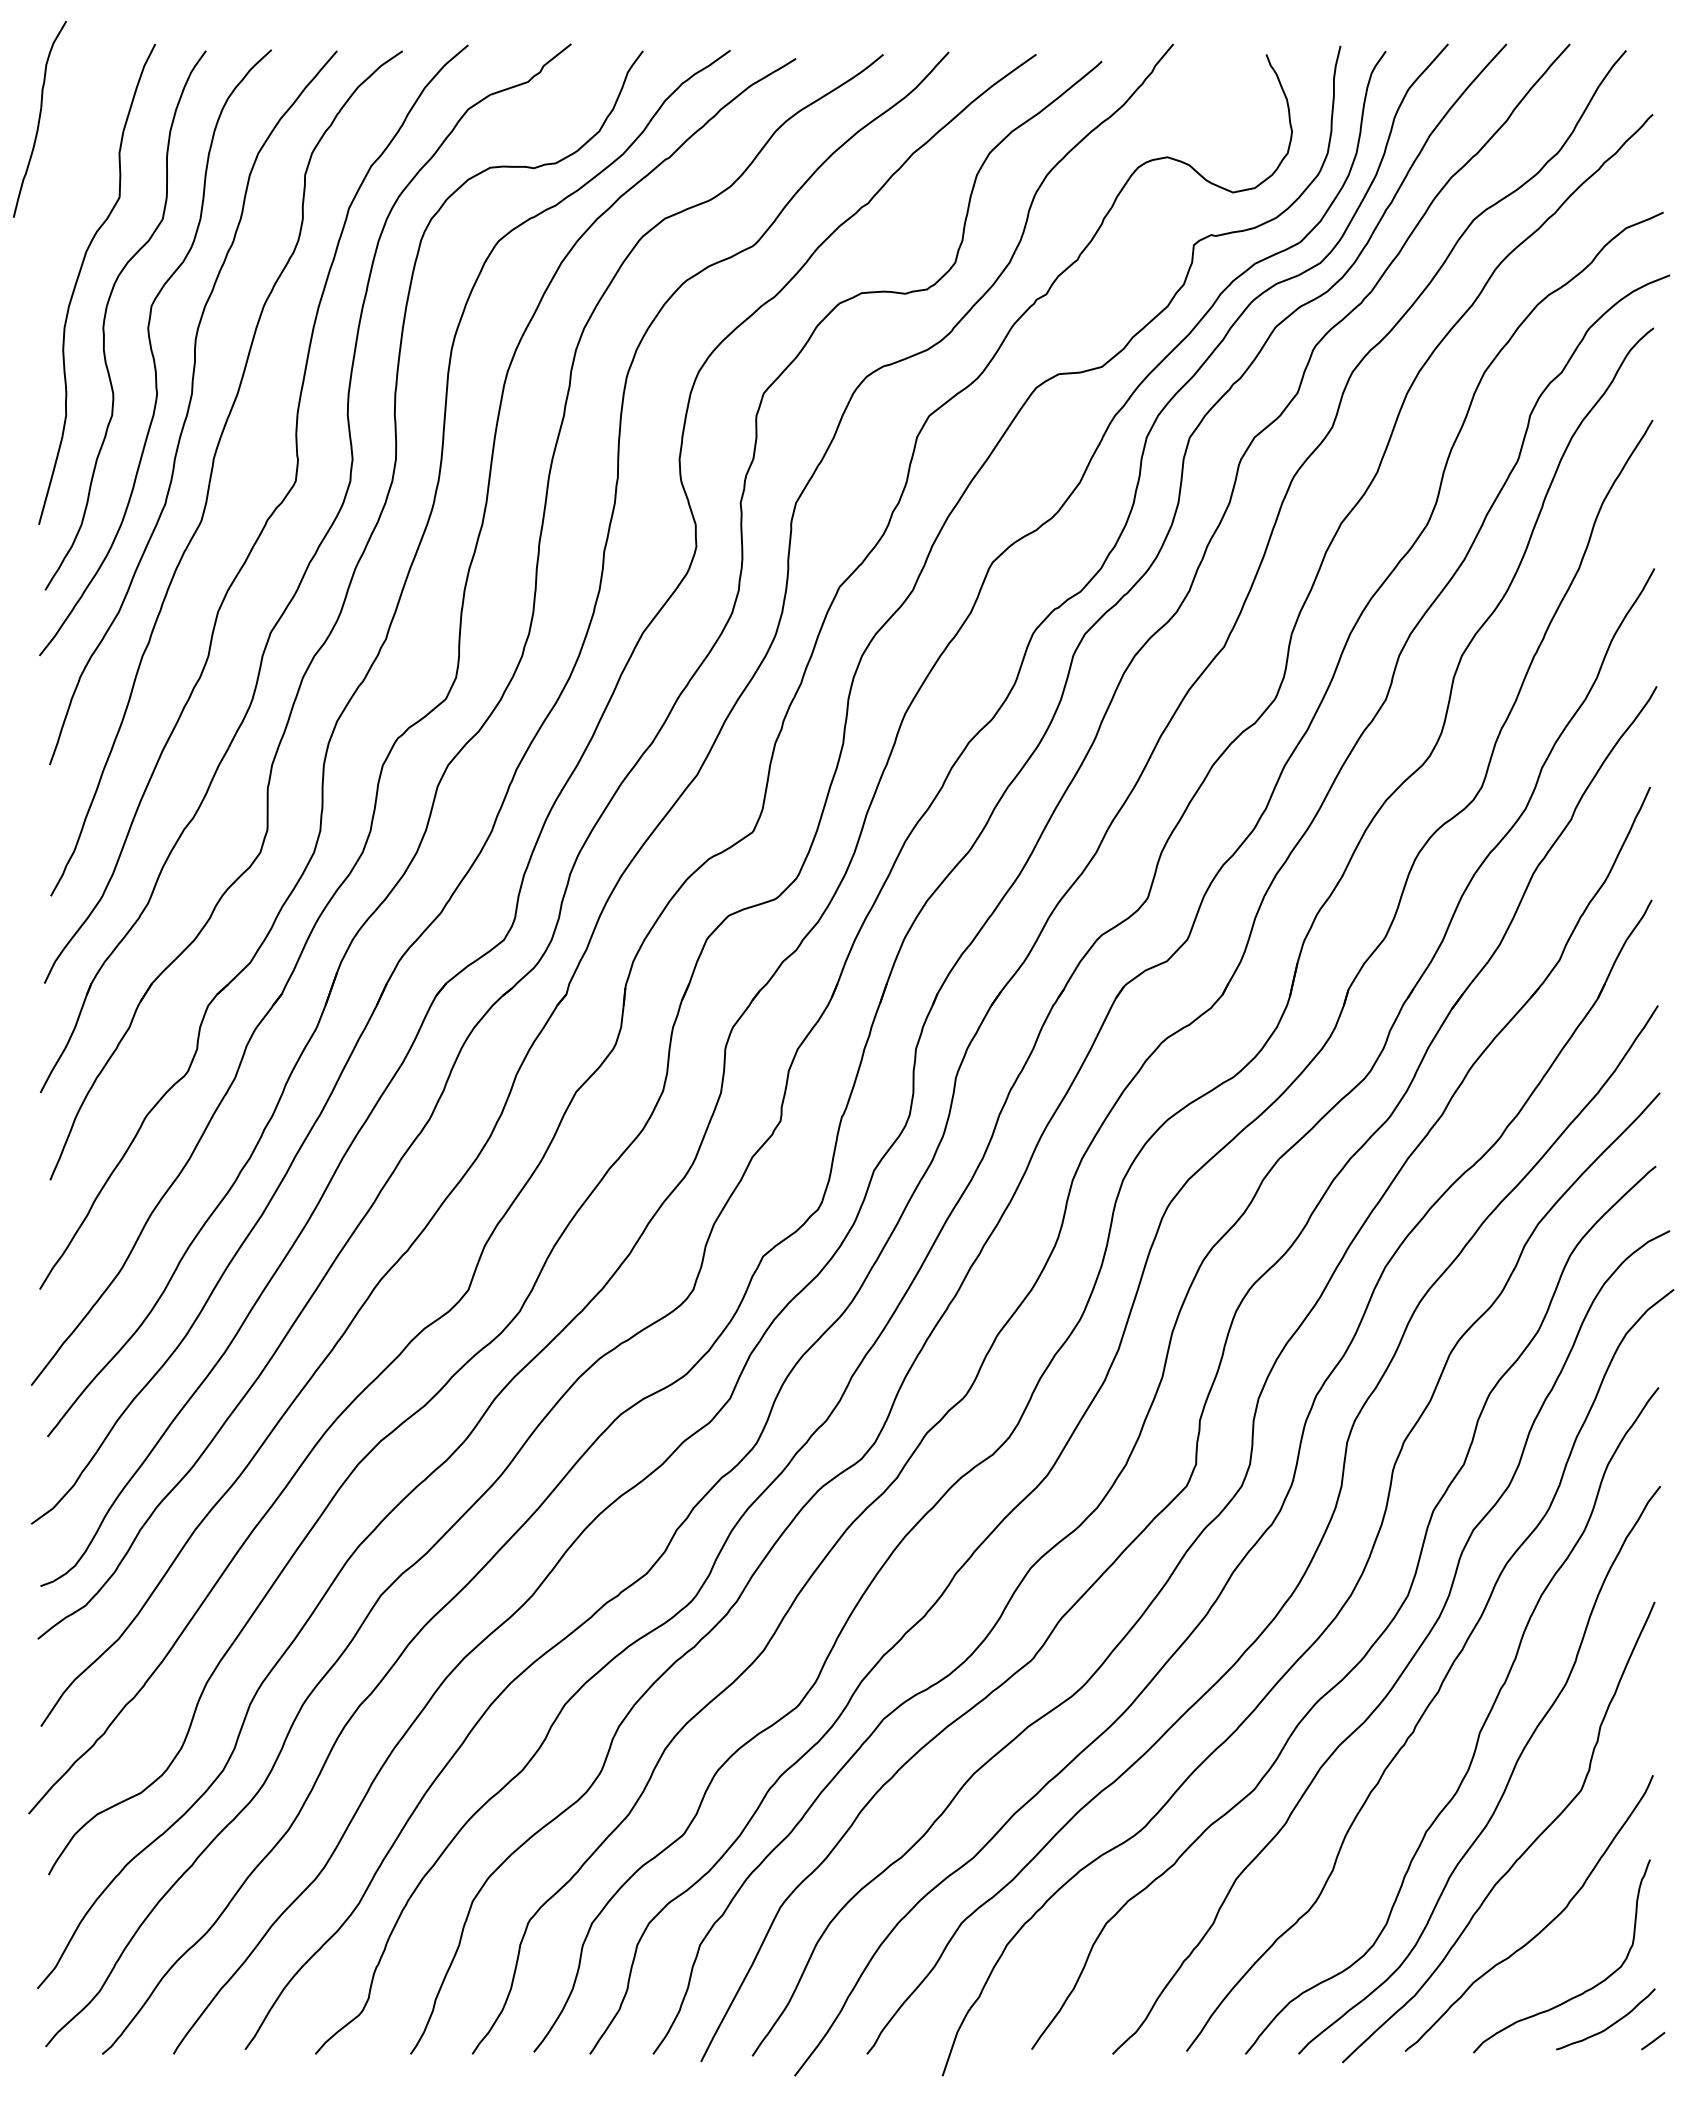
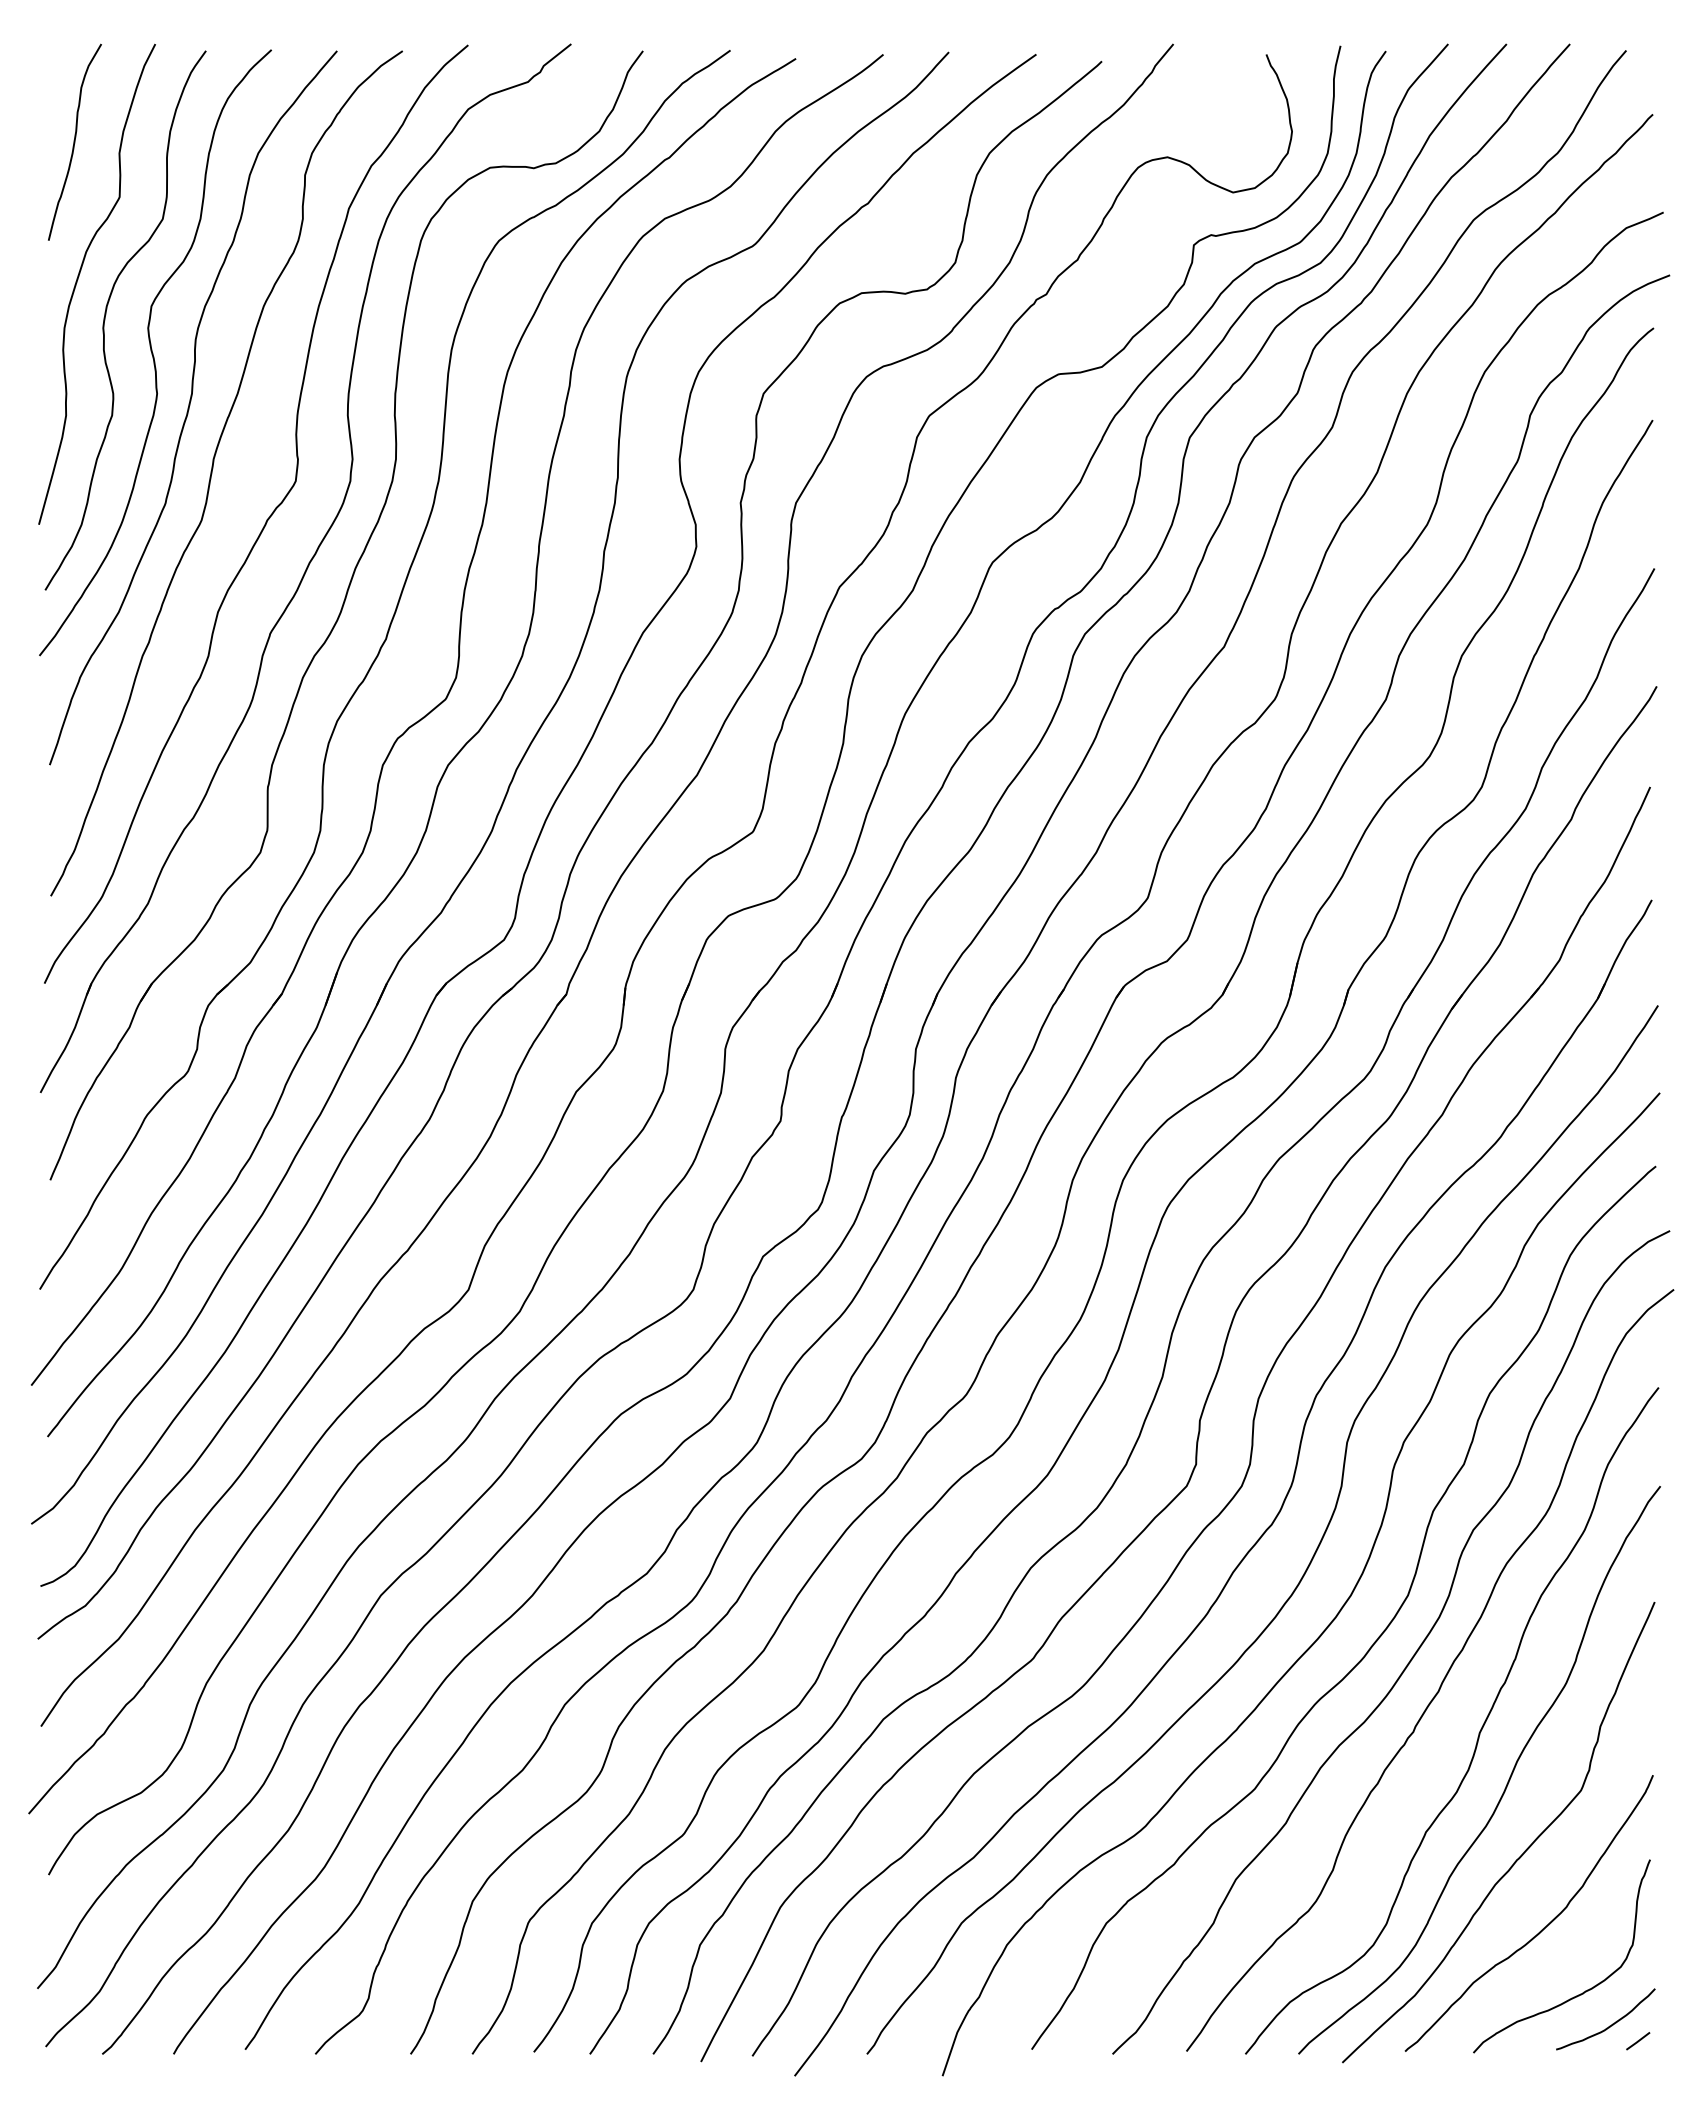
curve position: (39, 118) -> (74, 141) (74, 141)
line position: (1653, 2041) -> (1638, 2041) (1638, 2041)
